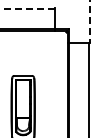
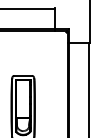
line: dashed -> solid (27, 8)
line: dashed -> solid (89, 22)
